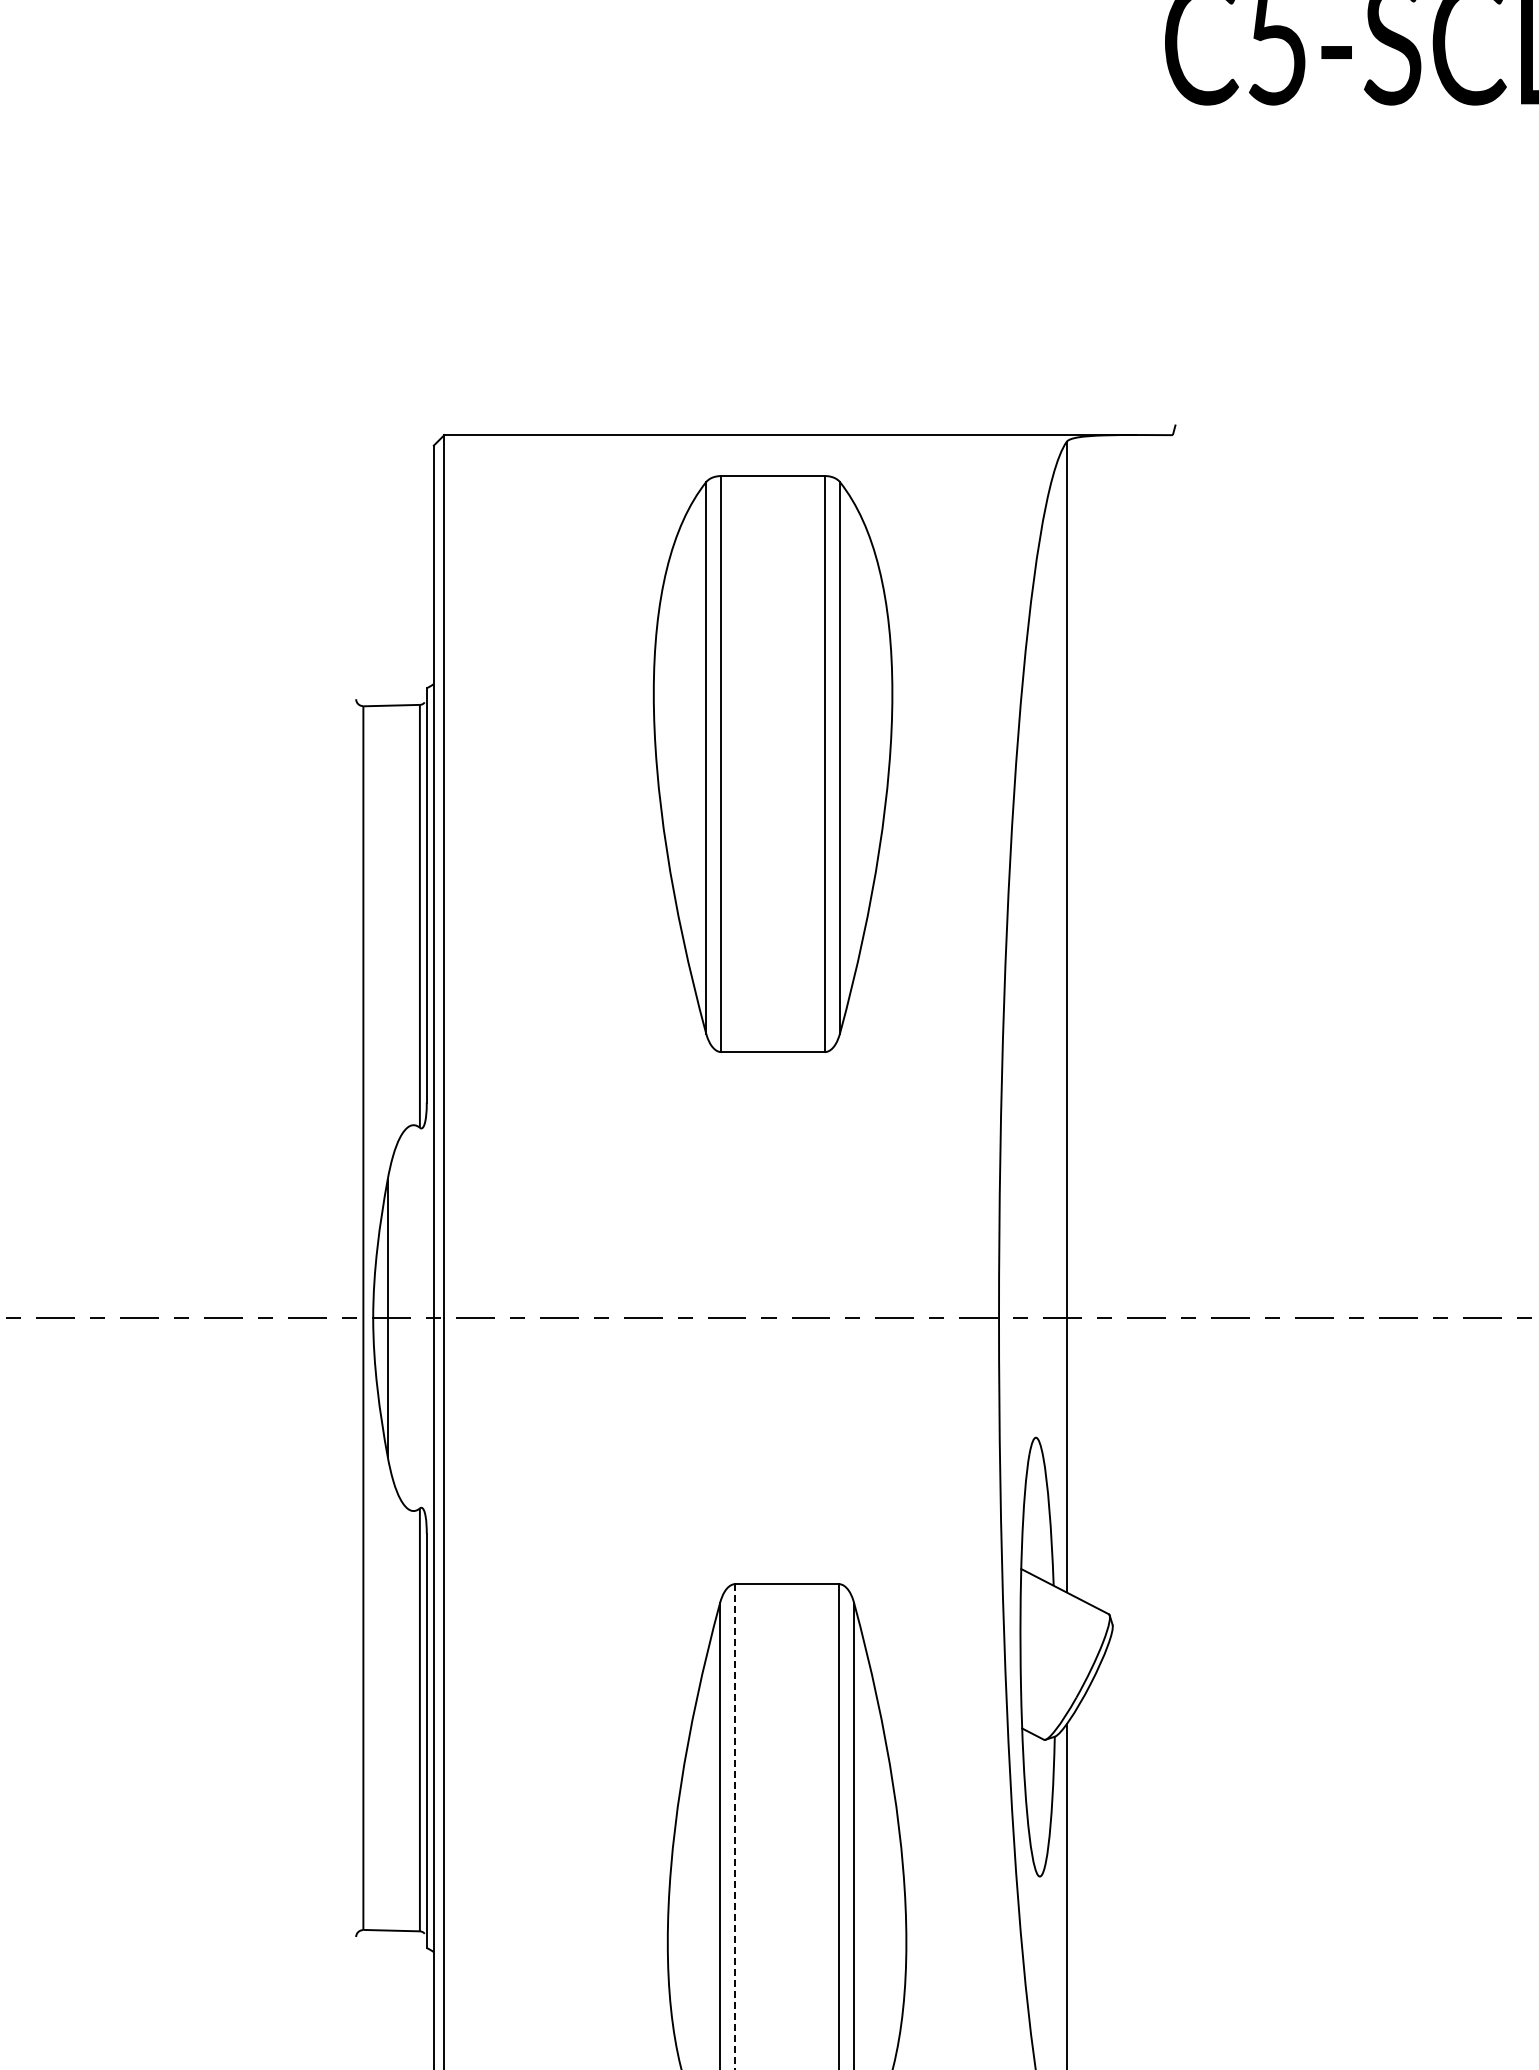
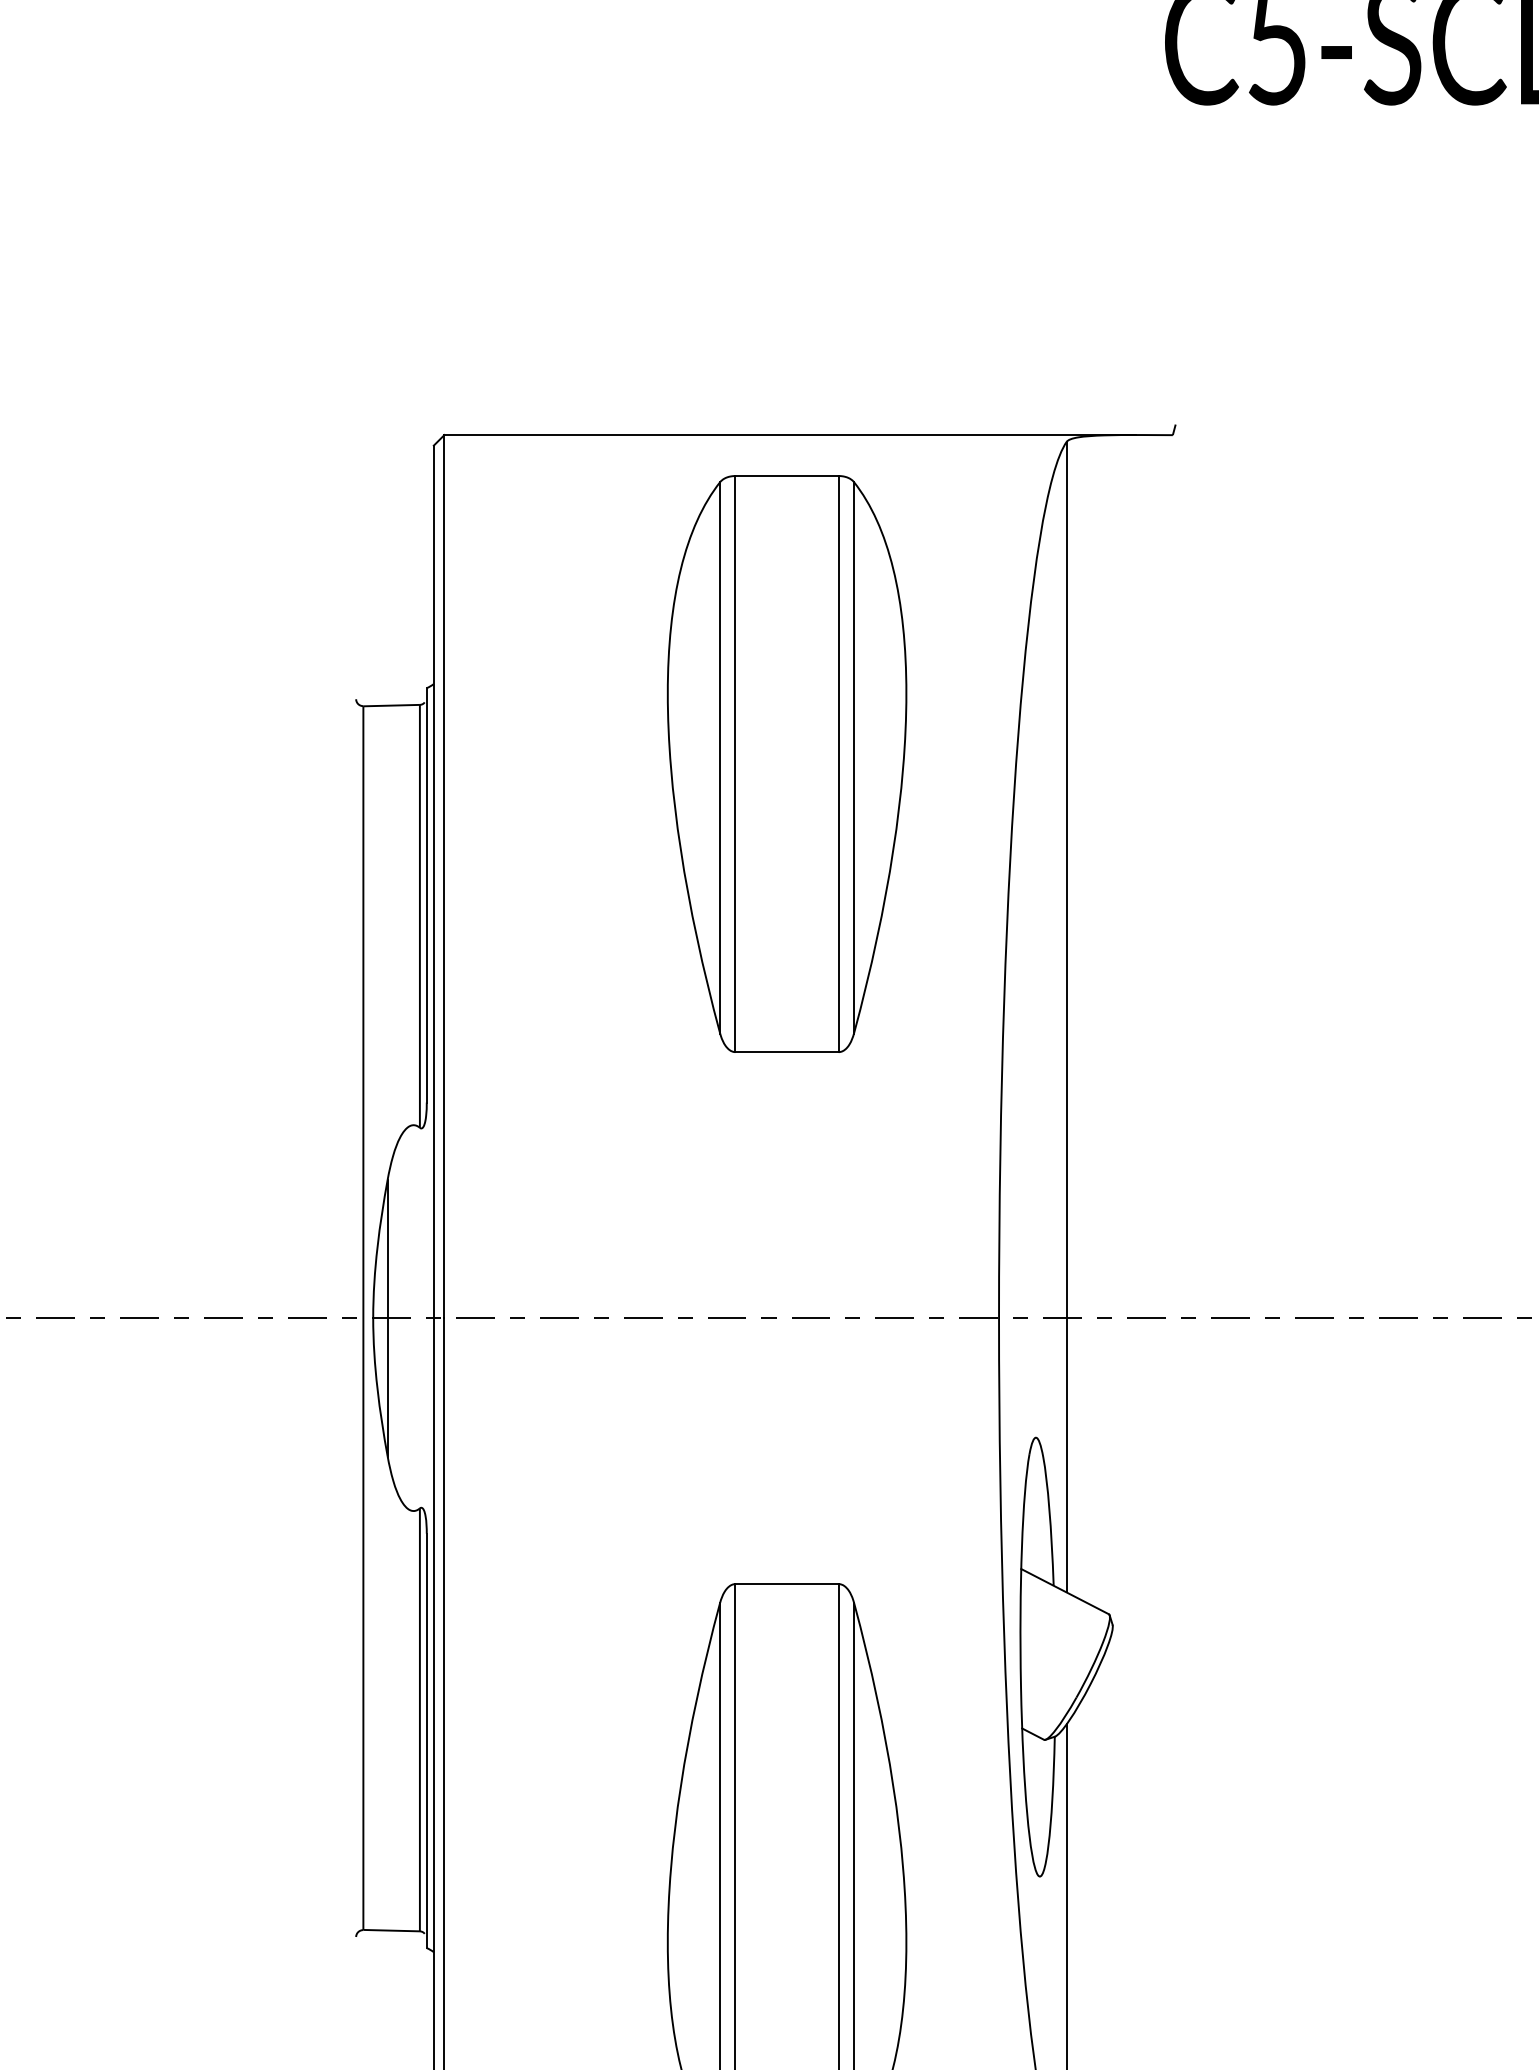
part position: (772, 763) -> (786, 763) (786, 763)
line: dashed -> solid (735, 1826)
